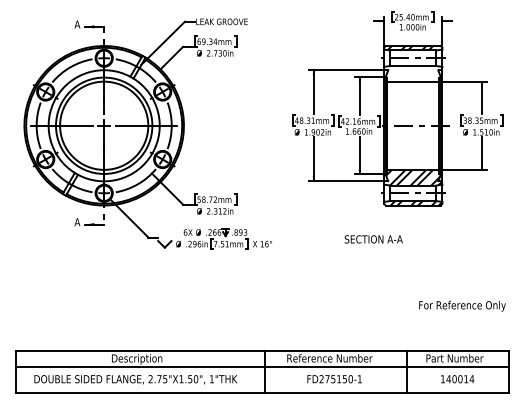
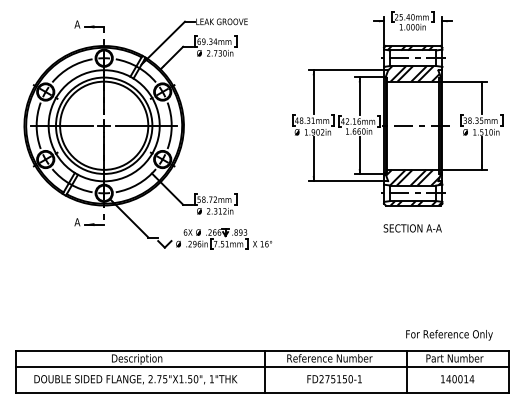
hatch: none -> present (411, 73)
text position: (373, 239) -> (412, 228) (412, 228)
text position: (462, 306) -> (449, 335) (449, 335)
